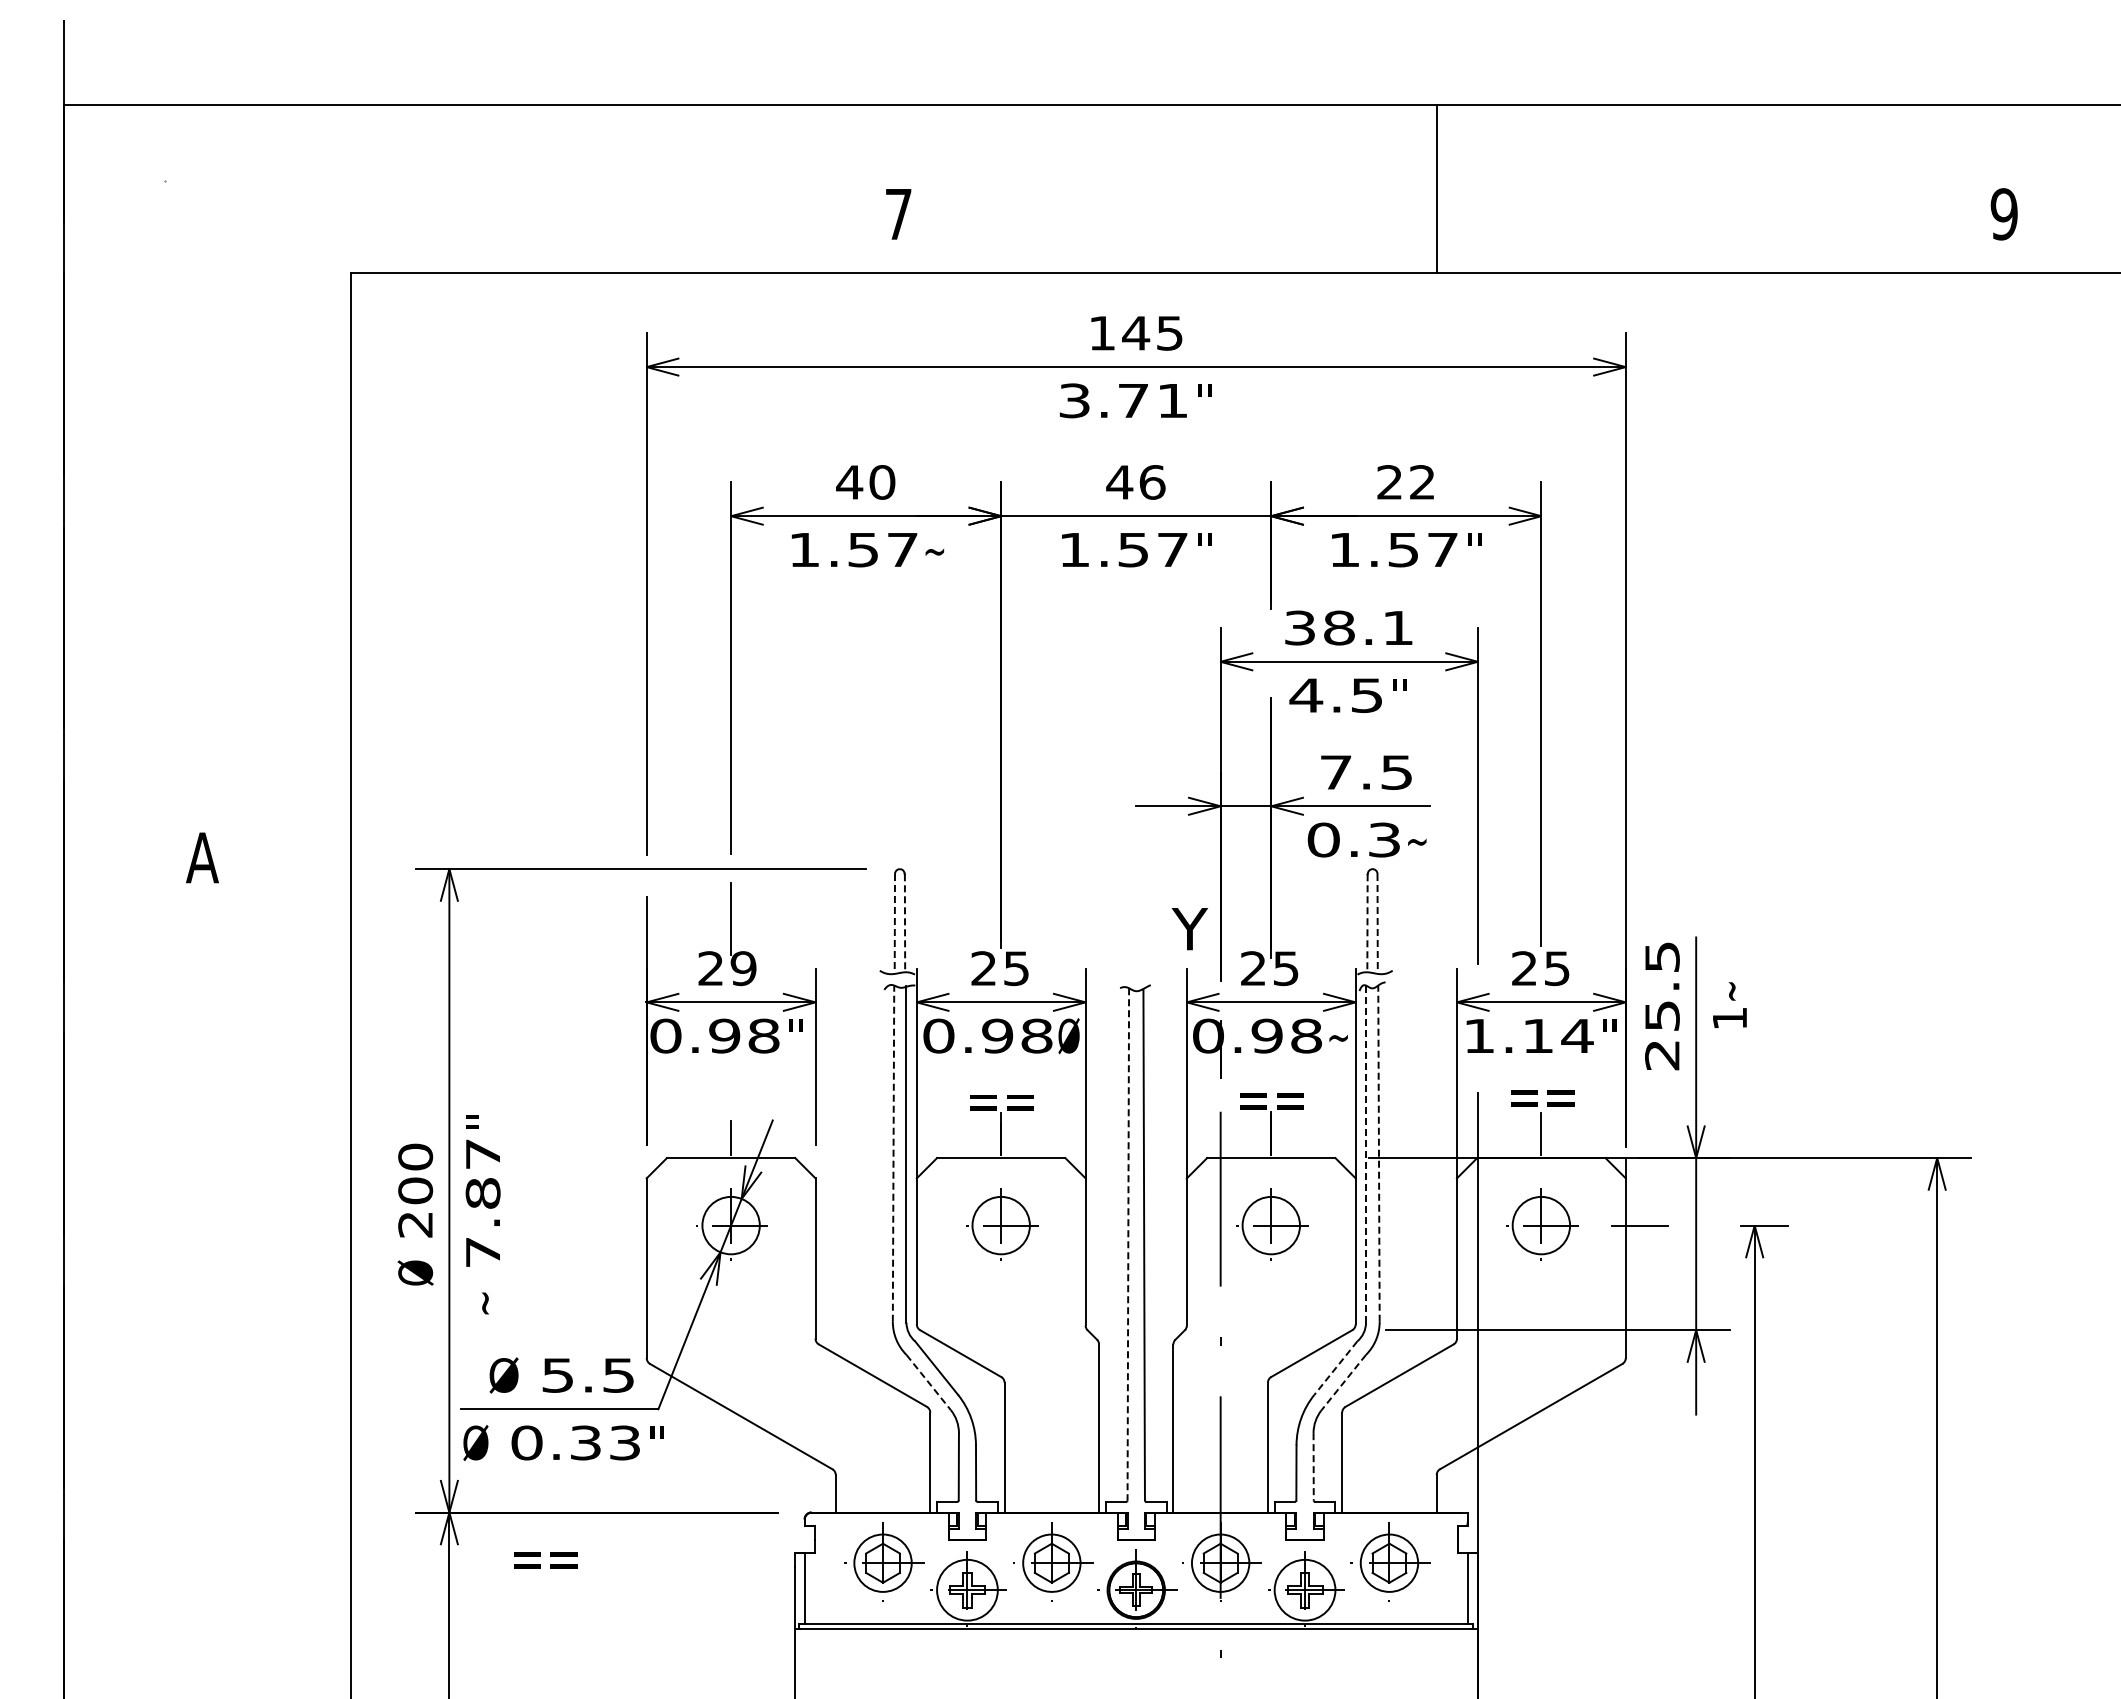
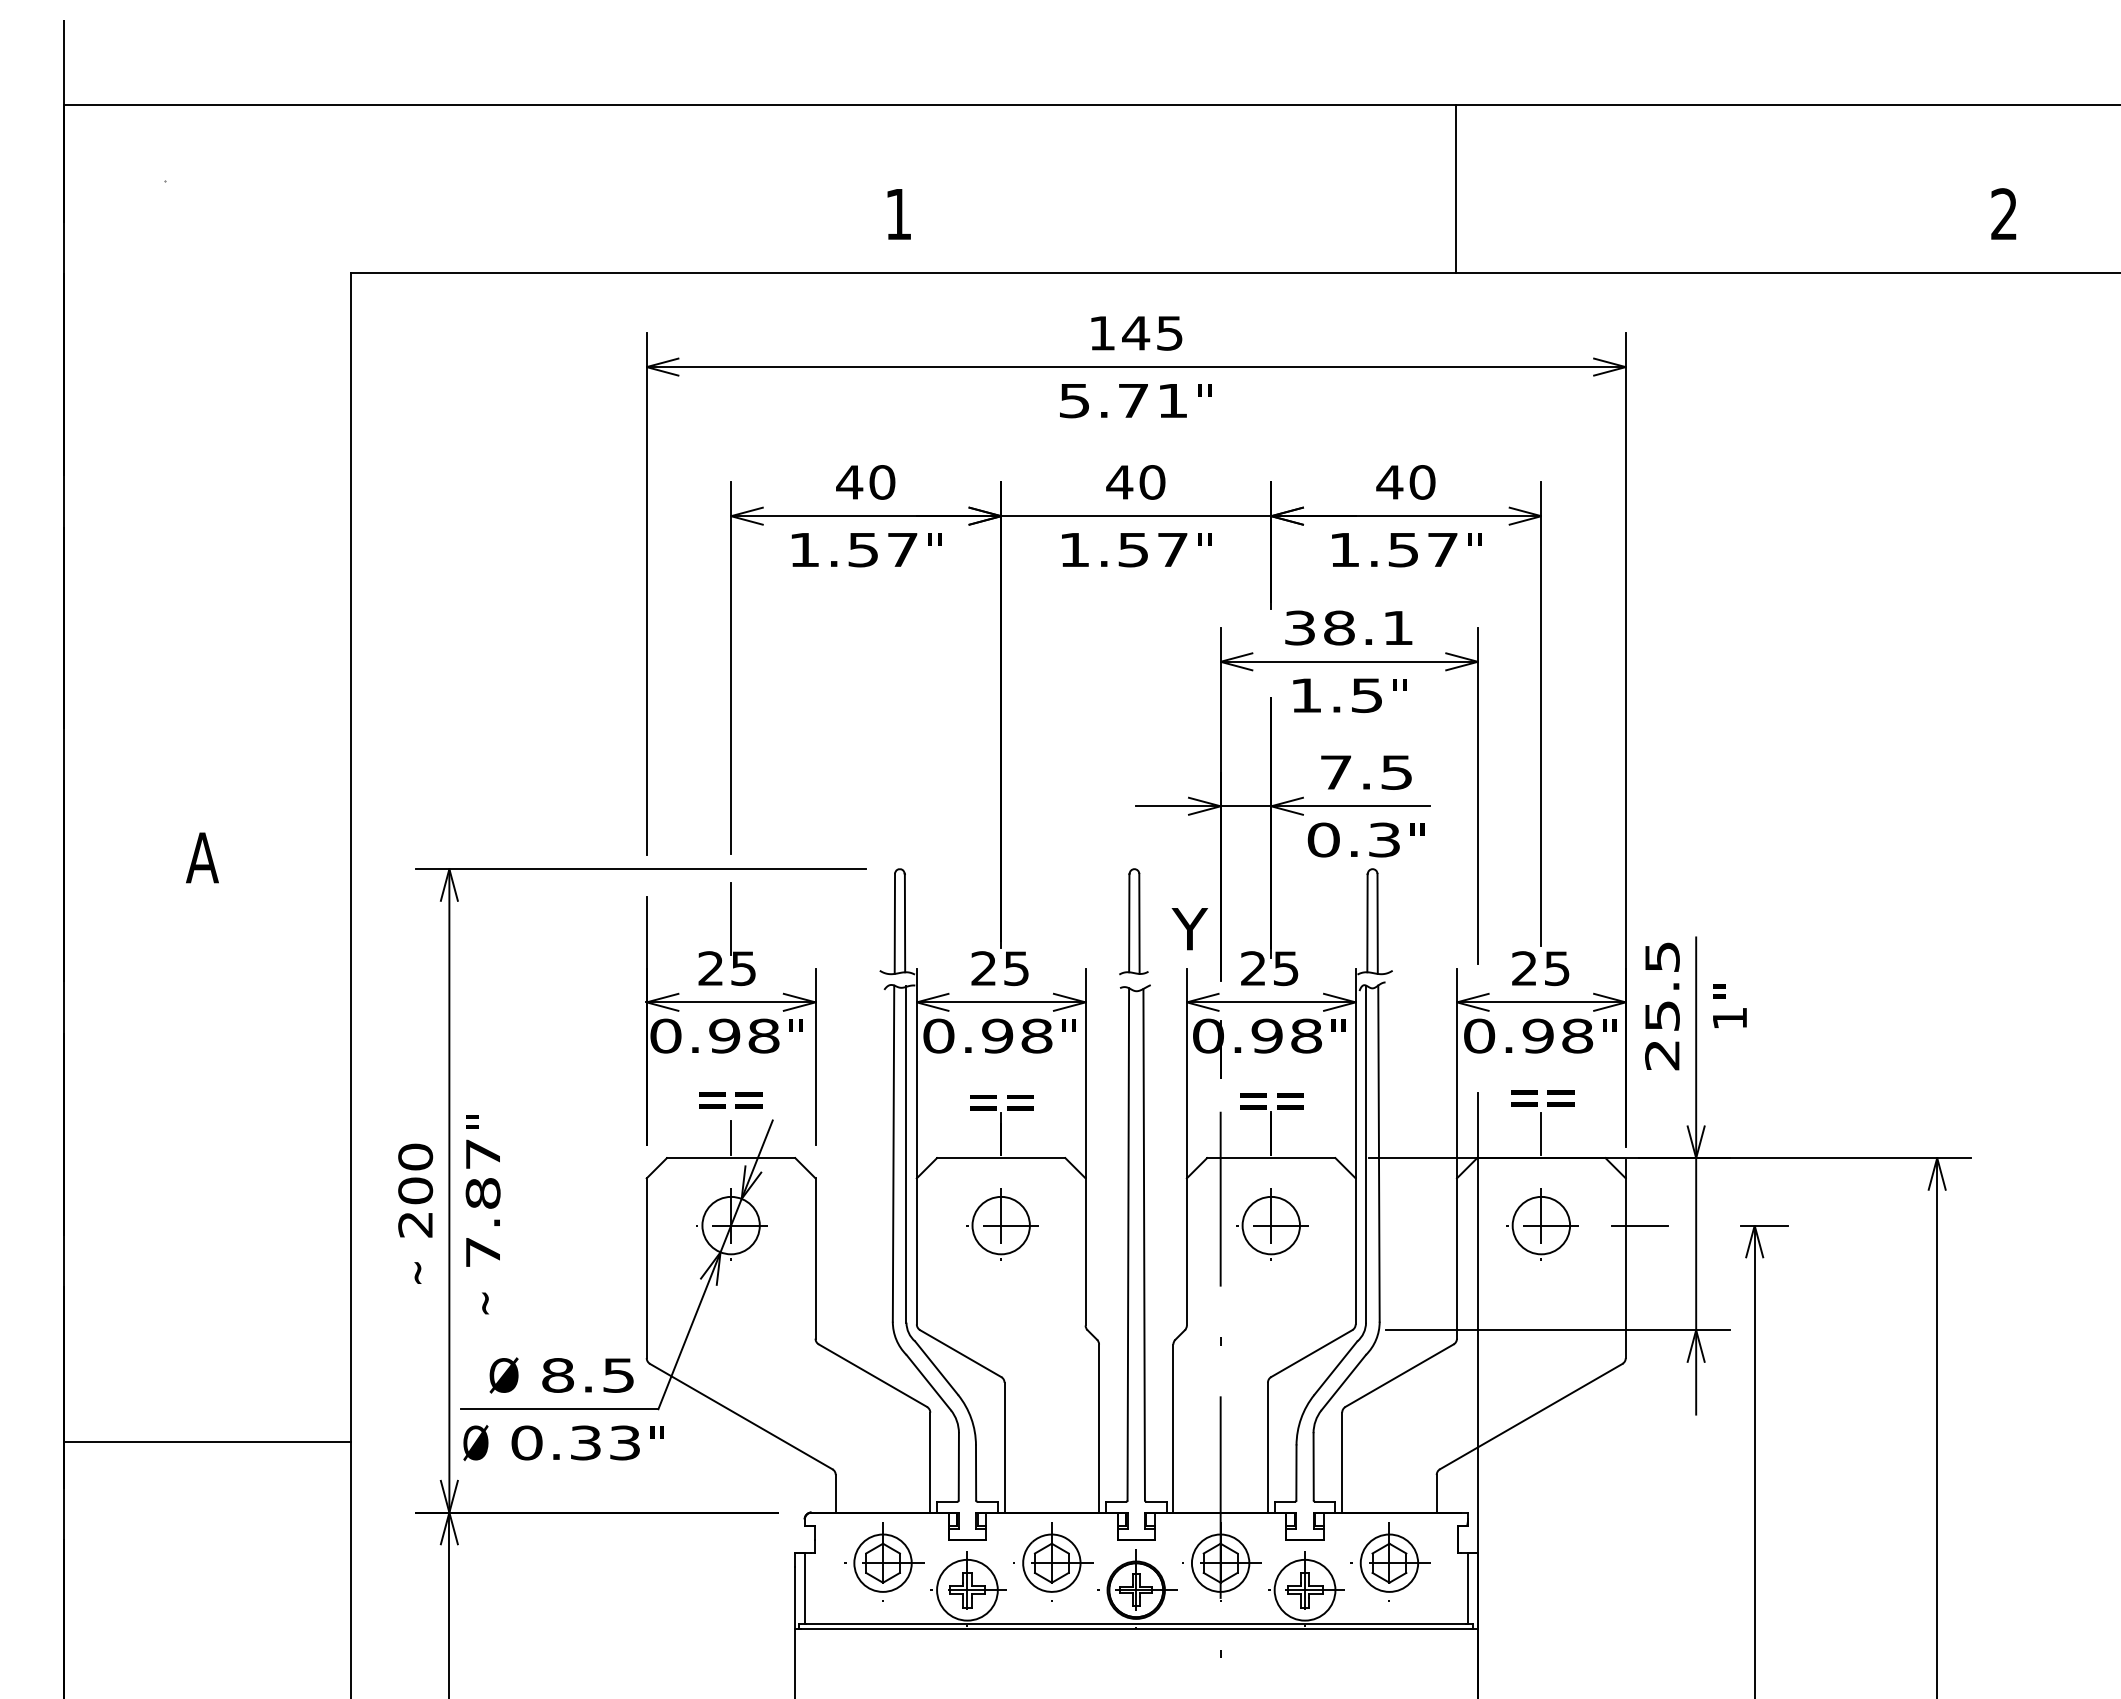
line position: (1437, 188) -> (1456, 188) (1456, 188)
text: 7 -> 1 (898, 214)
text: 9 -> 2 (2003, 214)
text: 3.71 -> 5.71 (1074, 400)
text: 46 -> 40 (1152, 482)
text: 22 -> 40 (1405, 482)
text: ~ -> " (934, 544)
text: 4.5 -> 1.5 (1306, 695)
text: ~ -> " (1417, 834)
part: none -> present (1133, 921)
line: dashed -> solid (894, 923)
line: dashed -> solid (905, 923)
line: dashed -> solid (1367, 923)
line: dashed -> solid (1377, 923)
text: 29 -> 25 (743, 968)
text: ~ -> " (1724, 991)
text: ~ -> " (1338, 1030)
text: 1.14 -> 0.98 (1528, 1035)
text: Ø -> " (1068, 1036)
line: dashed -> solid (893, 1153)
line: dashed -> solid (1378, 1153)
line: dashed -> solid (1366, 1154)
line: dashed -> solid (1128, 1244)
text: Ø -> ~ (415, 1272)
line: dashed -> solid (1335, 1368)
text: 5.5 -> 8.5 (557, 1375)
line: dashed -> solid (929, 1383)
line: dashed -> solid (1343, 1383)
line: none -> present (206, 1442)
line: dashed -> solid (1313, 1466)
text position: (545, 1560) -> (730, 1100) (730, 1100)
